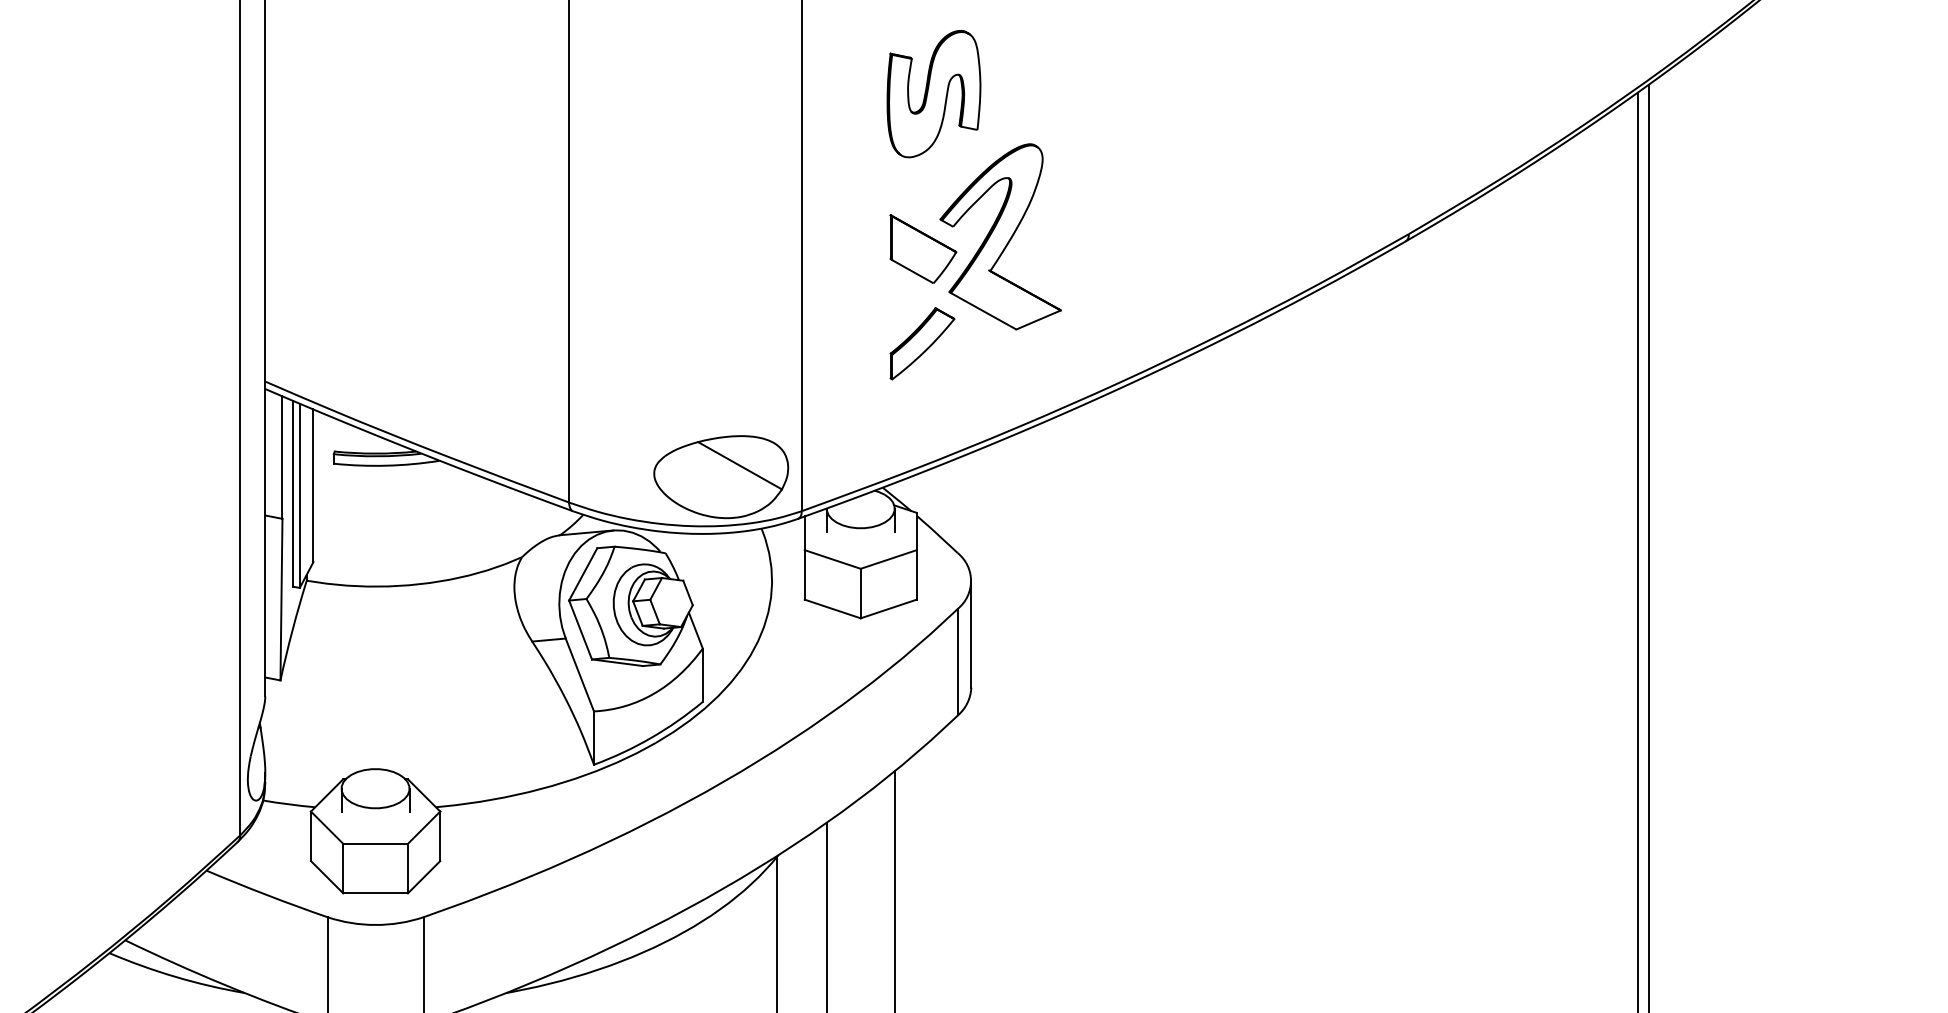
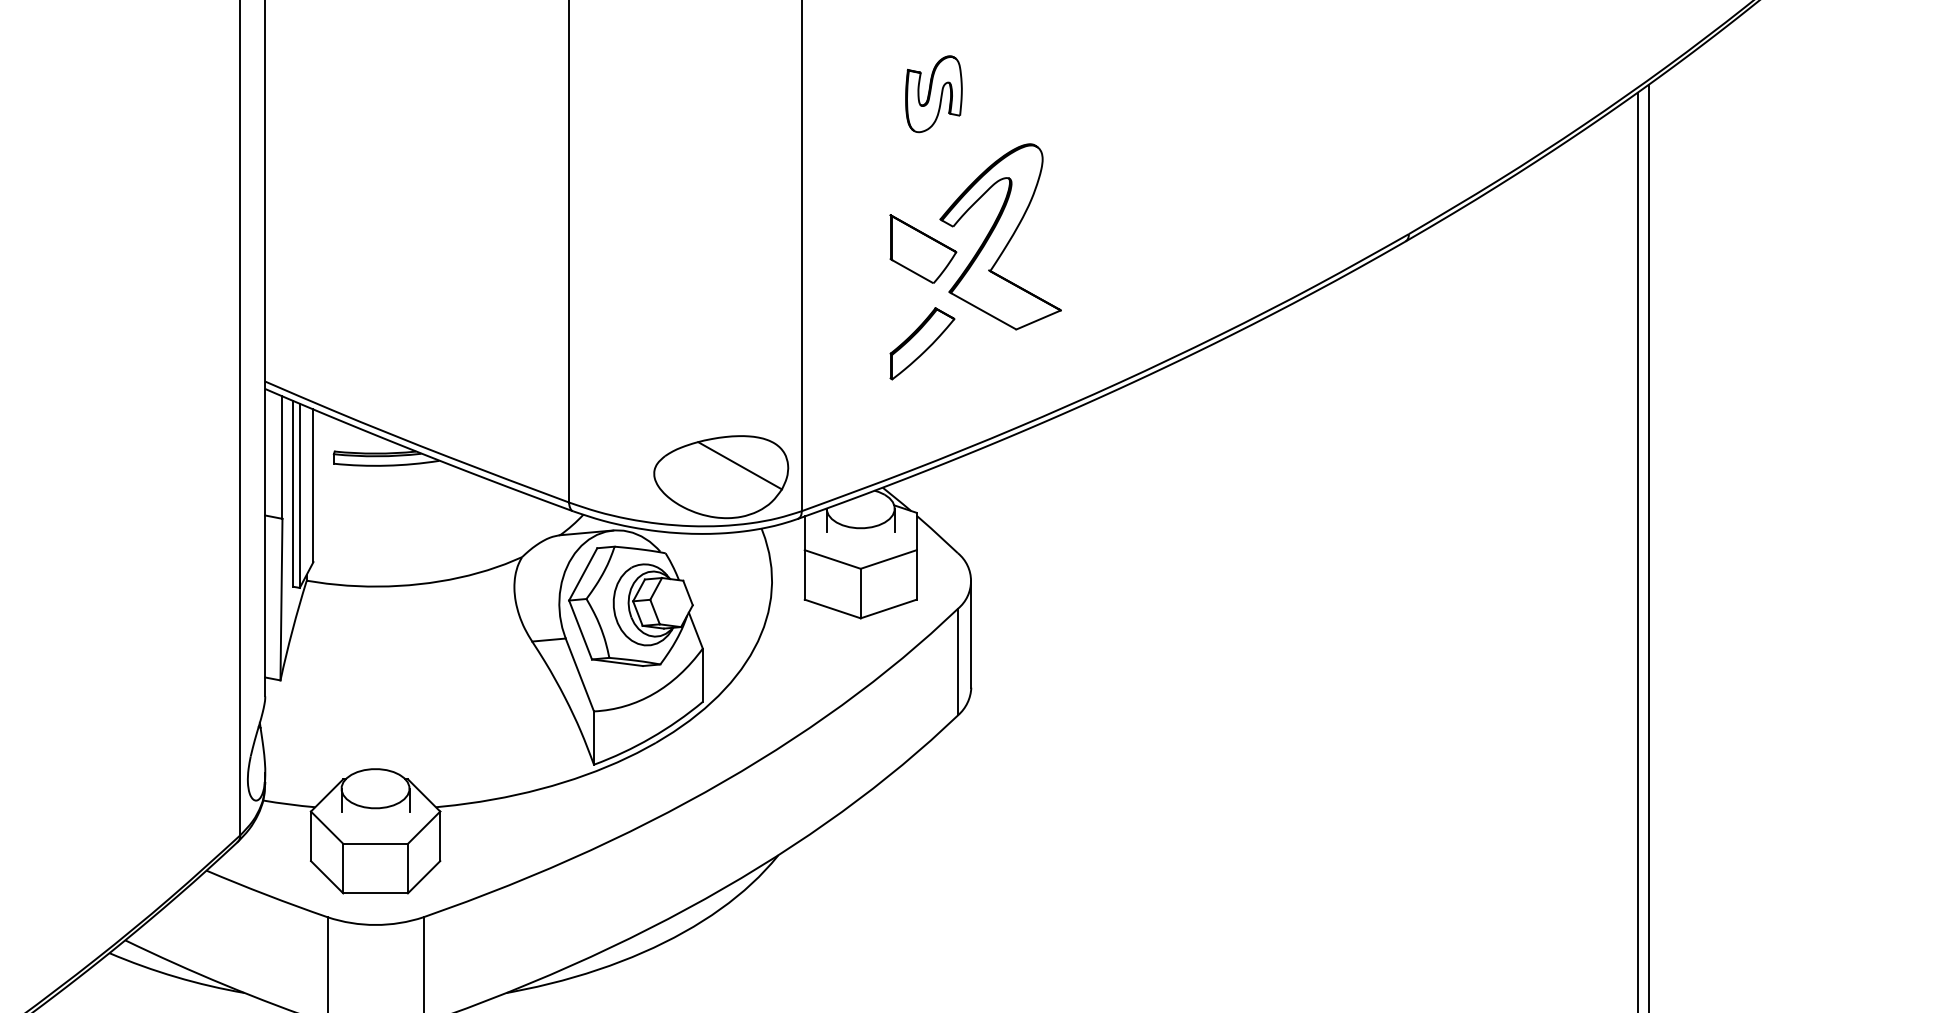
part size: 96x129 px -> 58x79 px (933, 94)
line: present -> none (894, 890)
line: present -> none (826, 915)
line: present -> none (776, 933)
